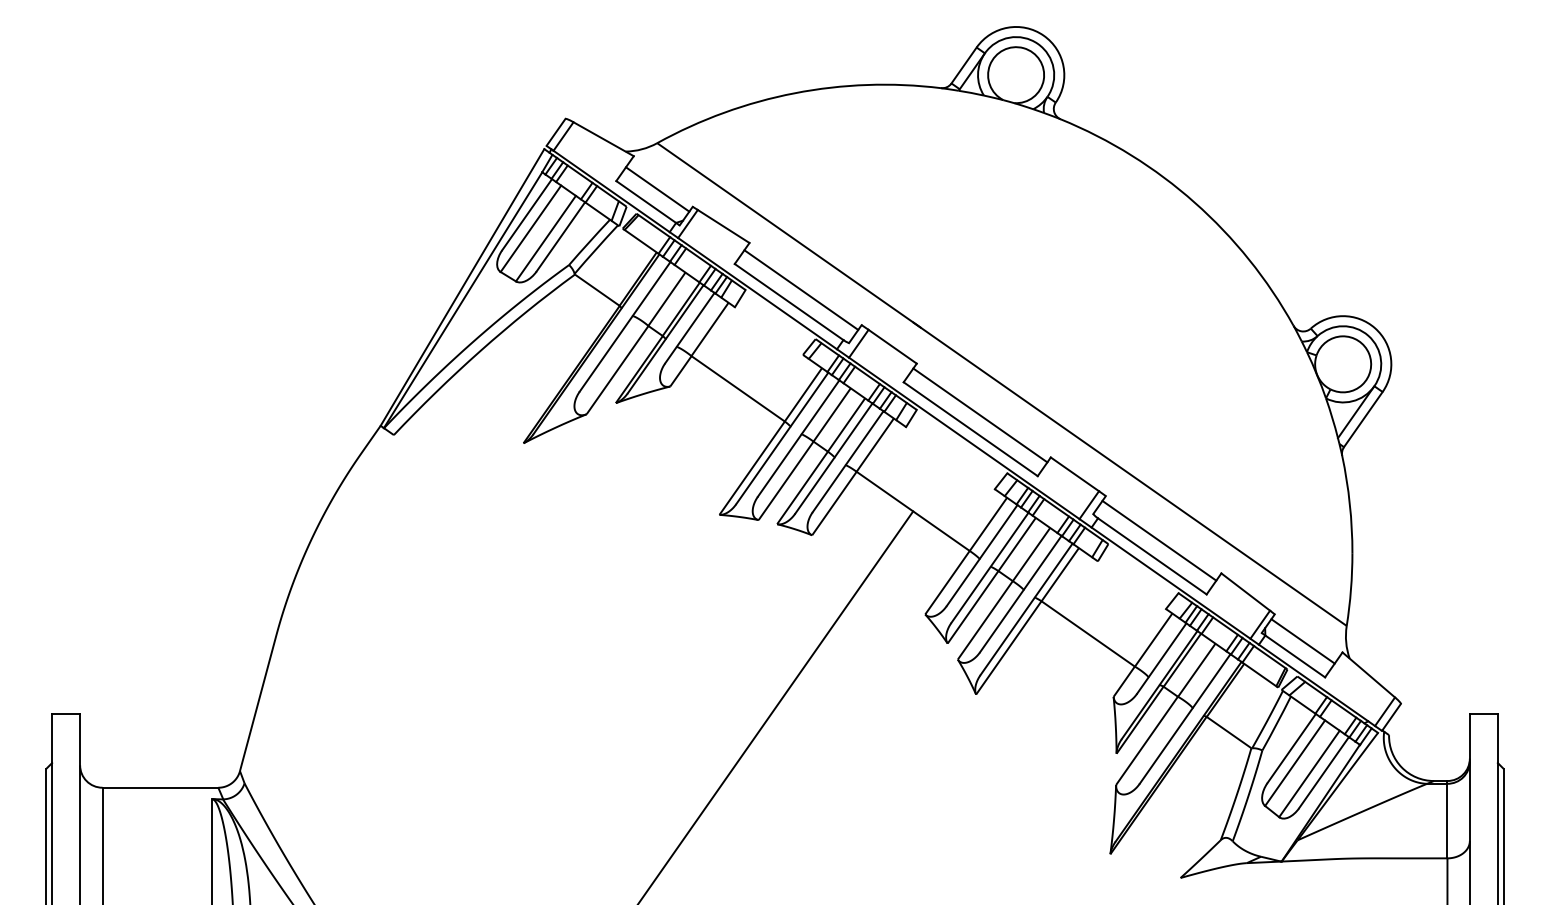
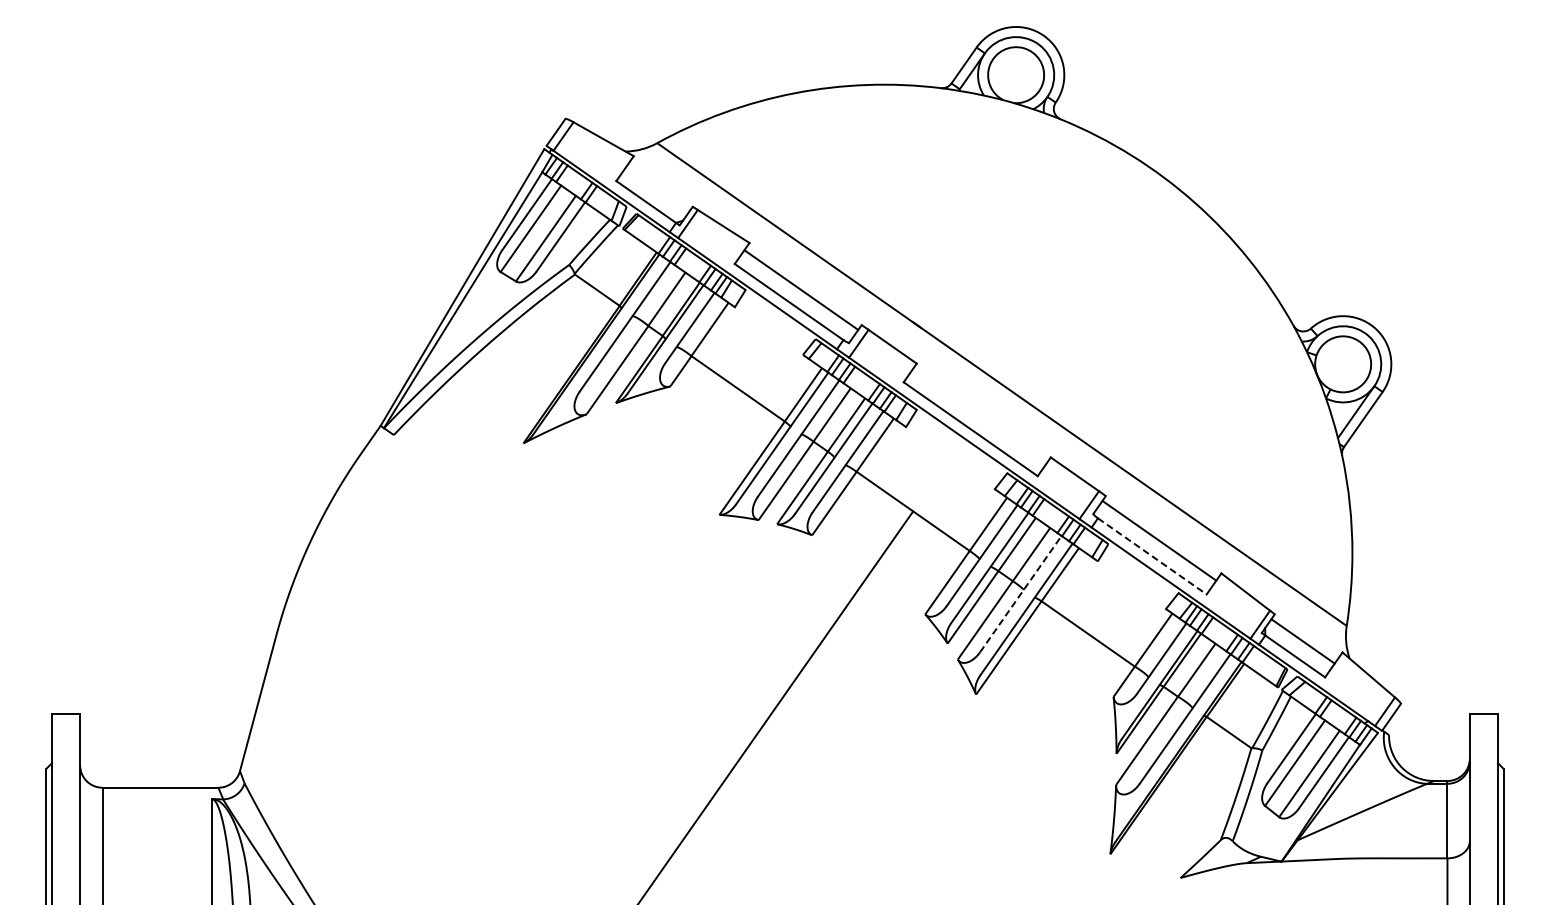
line: present -> none (657, 189)
line: present -> none (980, 415)
line: solid -> dashed (1152, 556)
line: solid -> dashed (1020, 594)
